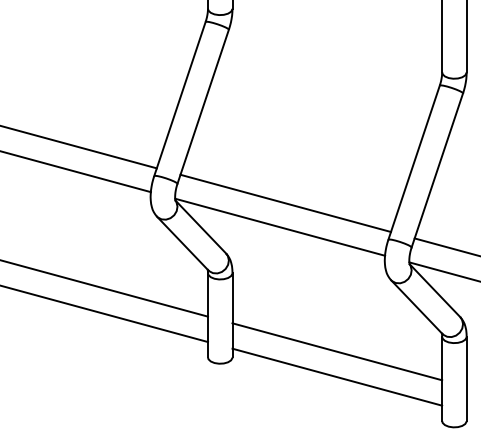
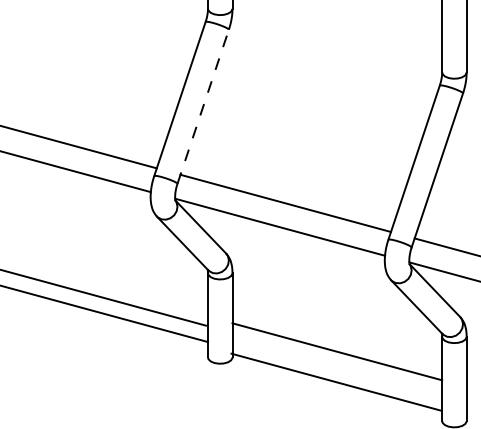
line: solid -> dashed (203, 106)
line position: (104, 288) -> (103, 297) (103, 297)
line position: (337, 376) -> (336, 381) (336, 381)
